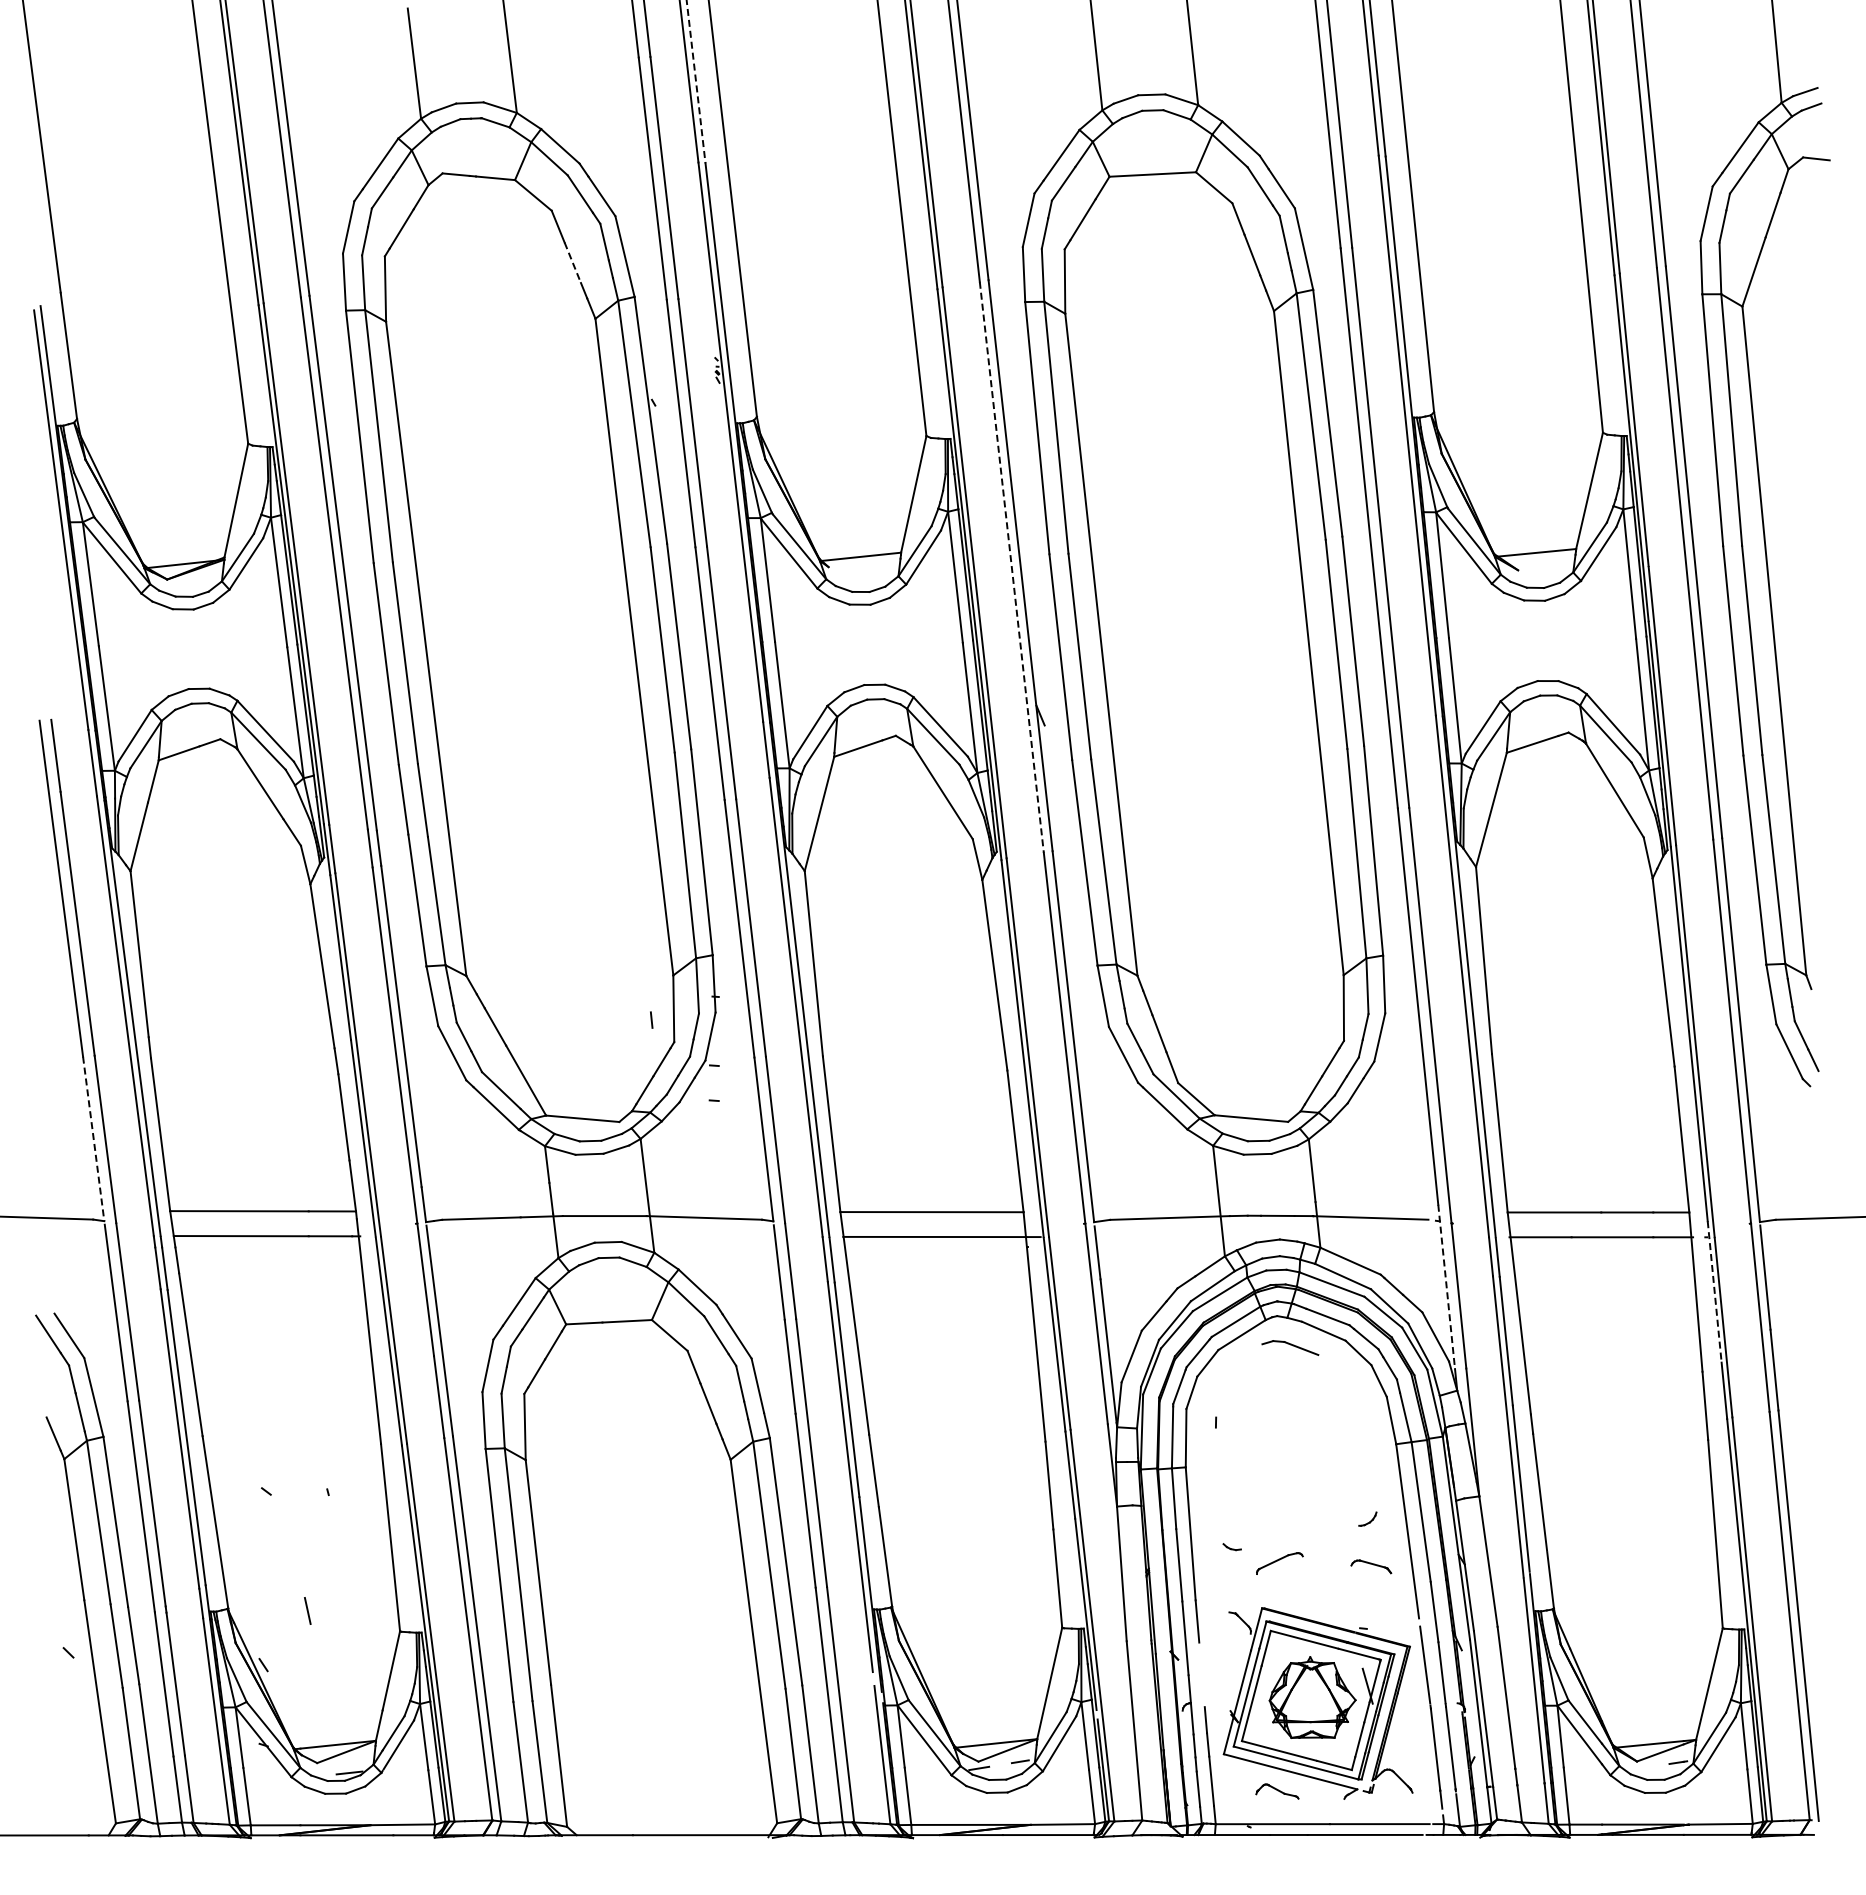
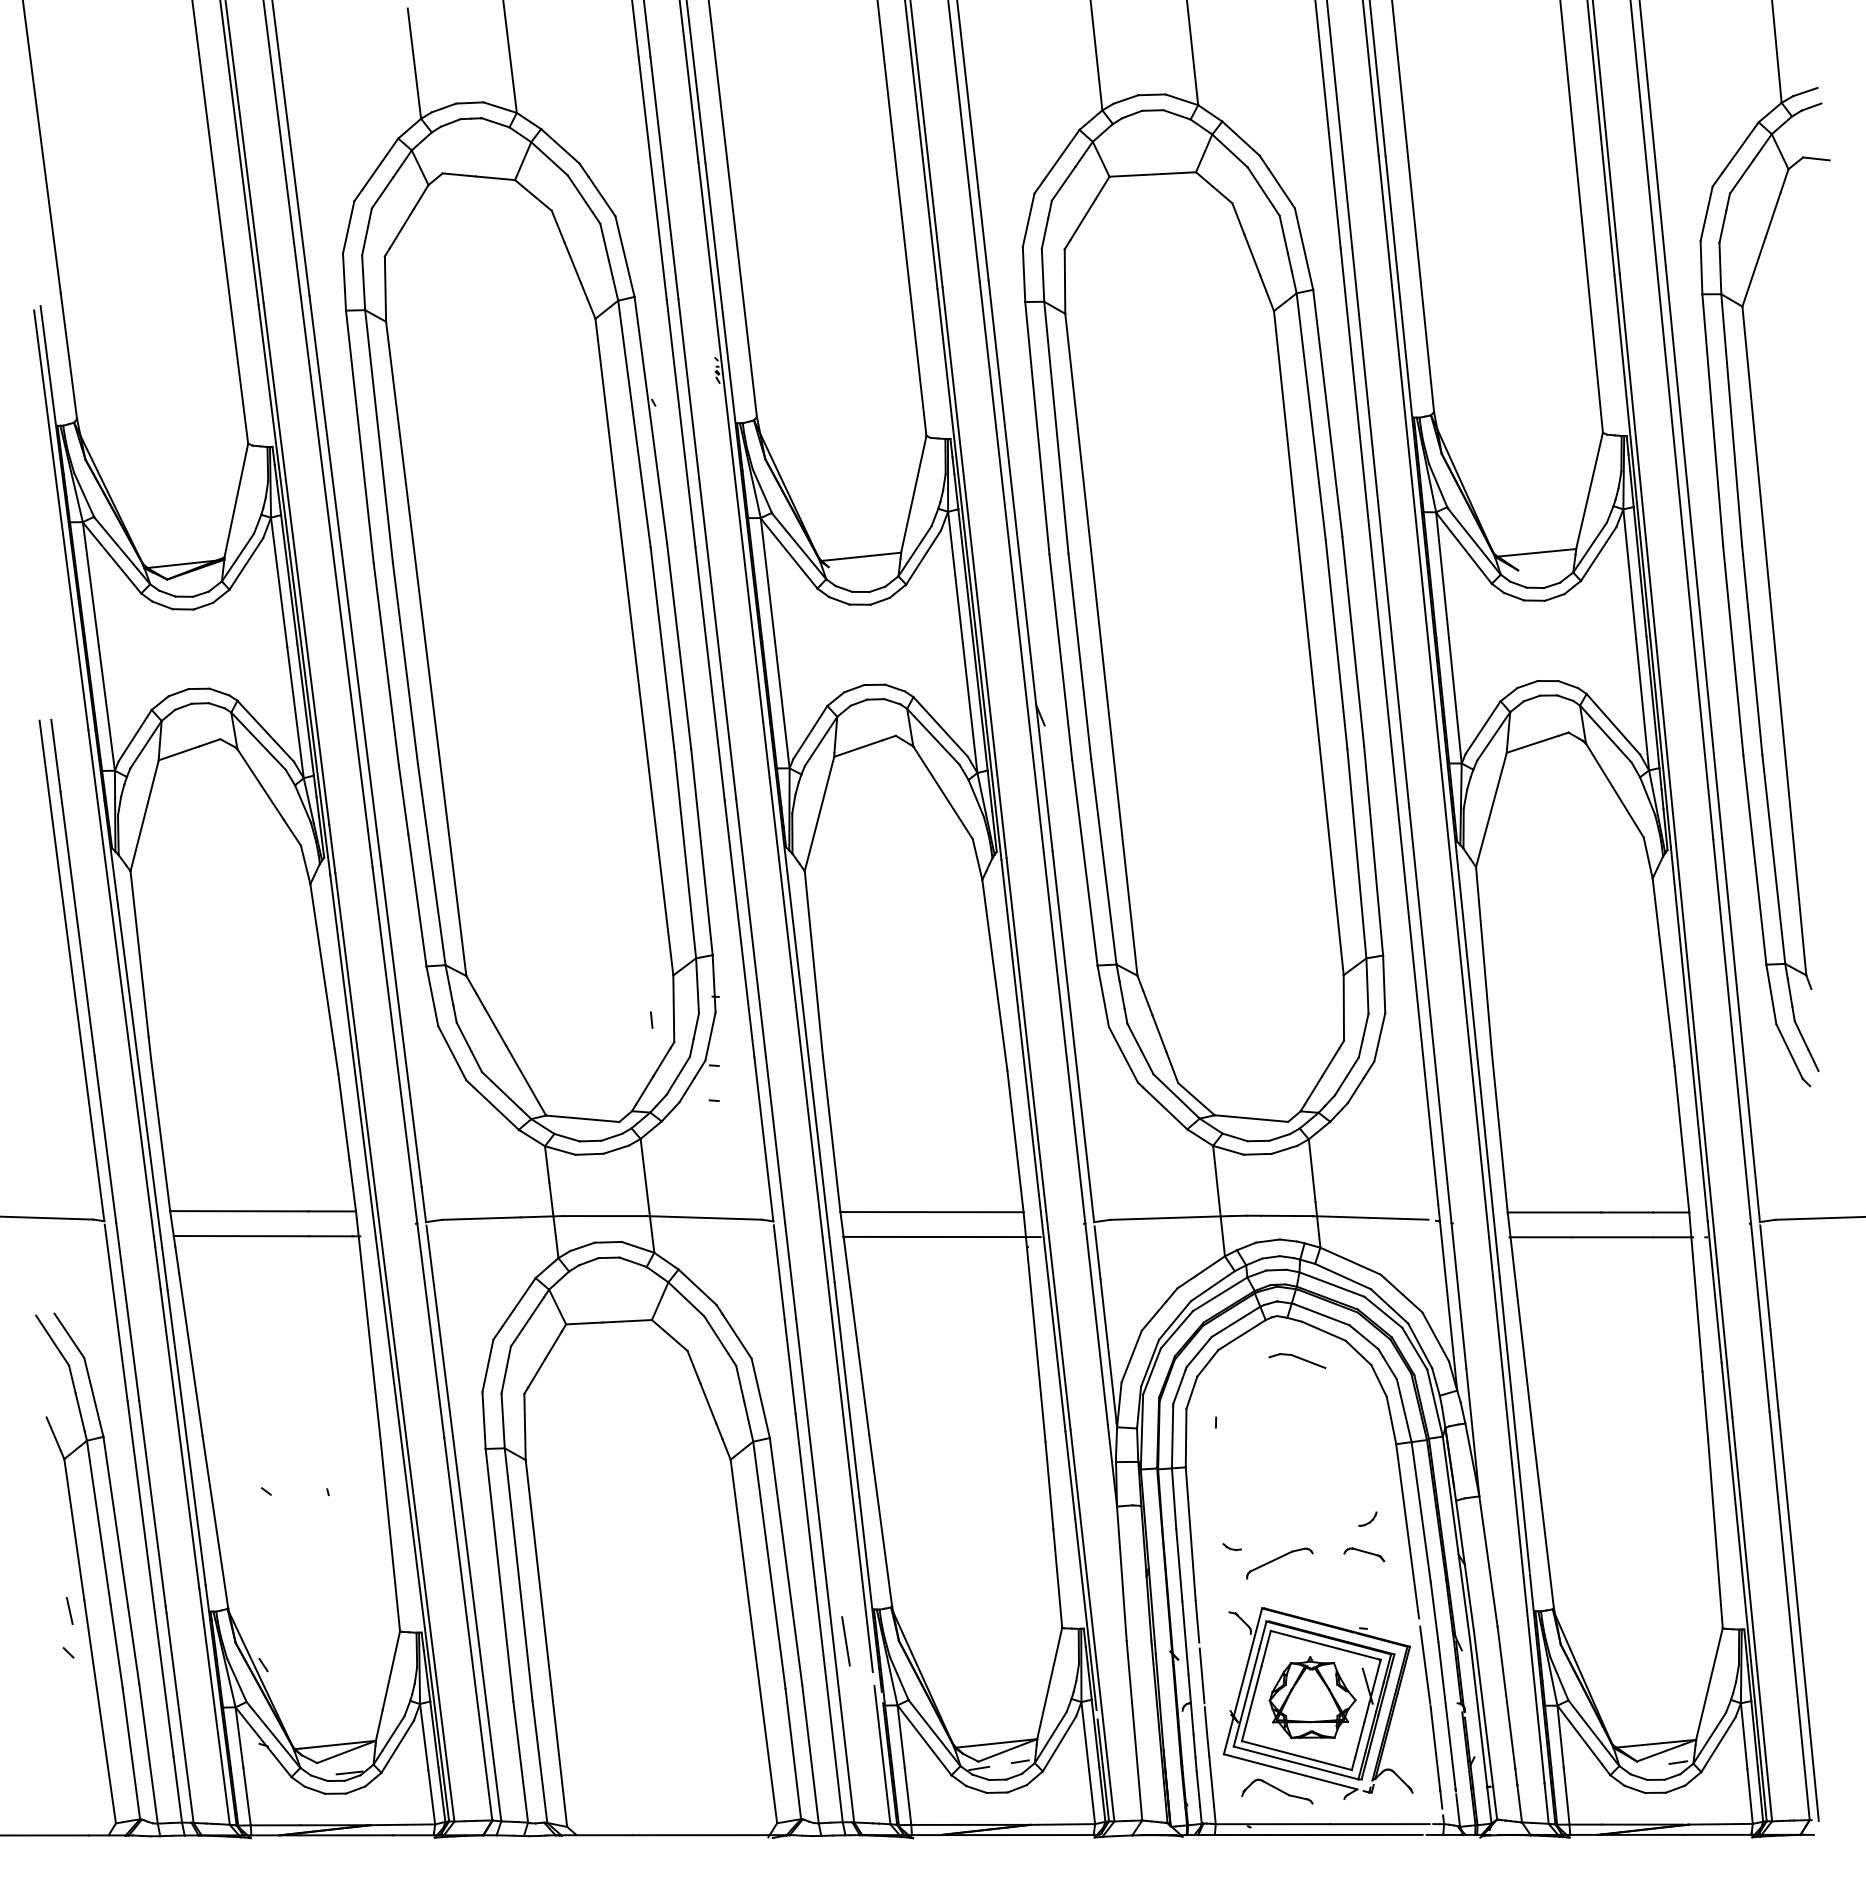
line: dashed -> solid (696, 82)
line: dashed -> solid (572, 262)
line: dashed -> solid (1011, 567)
line: dashed -> solid (93, 1138)
line: dashed -> solid (1446, 1286)
line: dashed -> solid (1714, 1292)
part position: (1290, 1347) -> (1297, 1360) (1297, 1360)
part size: 48x23 px -> 68x33 px (1279, 1563)
part position: (1371, 1566) -> (1364, 1554) (1364, 1554)
line position: (307, 1610) -> (69, 1610) (69, 1610)
line: none -> present (845, 1641)
line: none -> present (1201, 1675)
part size: 45x17 px -> 73x27 px (1277, 1791)
